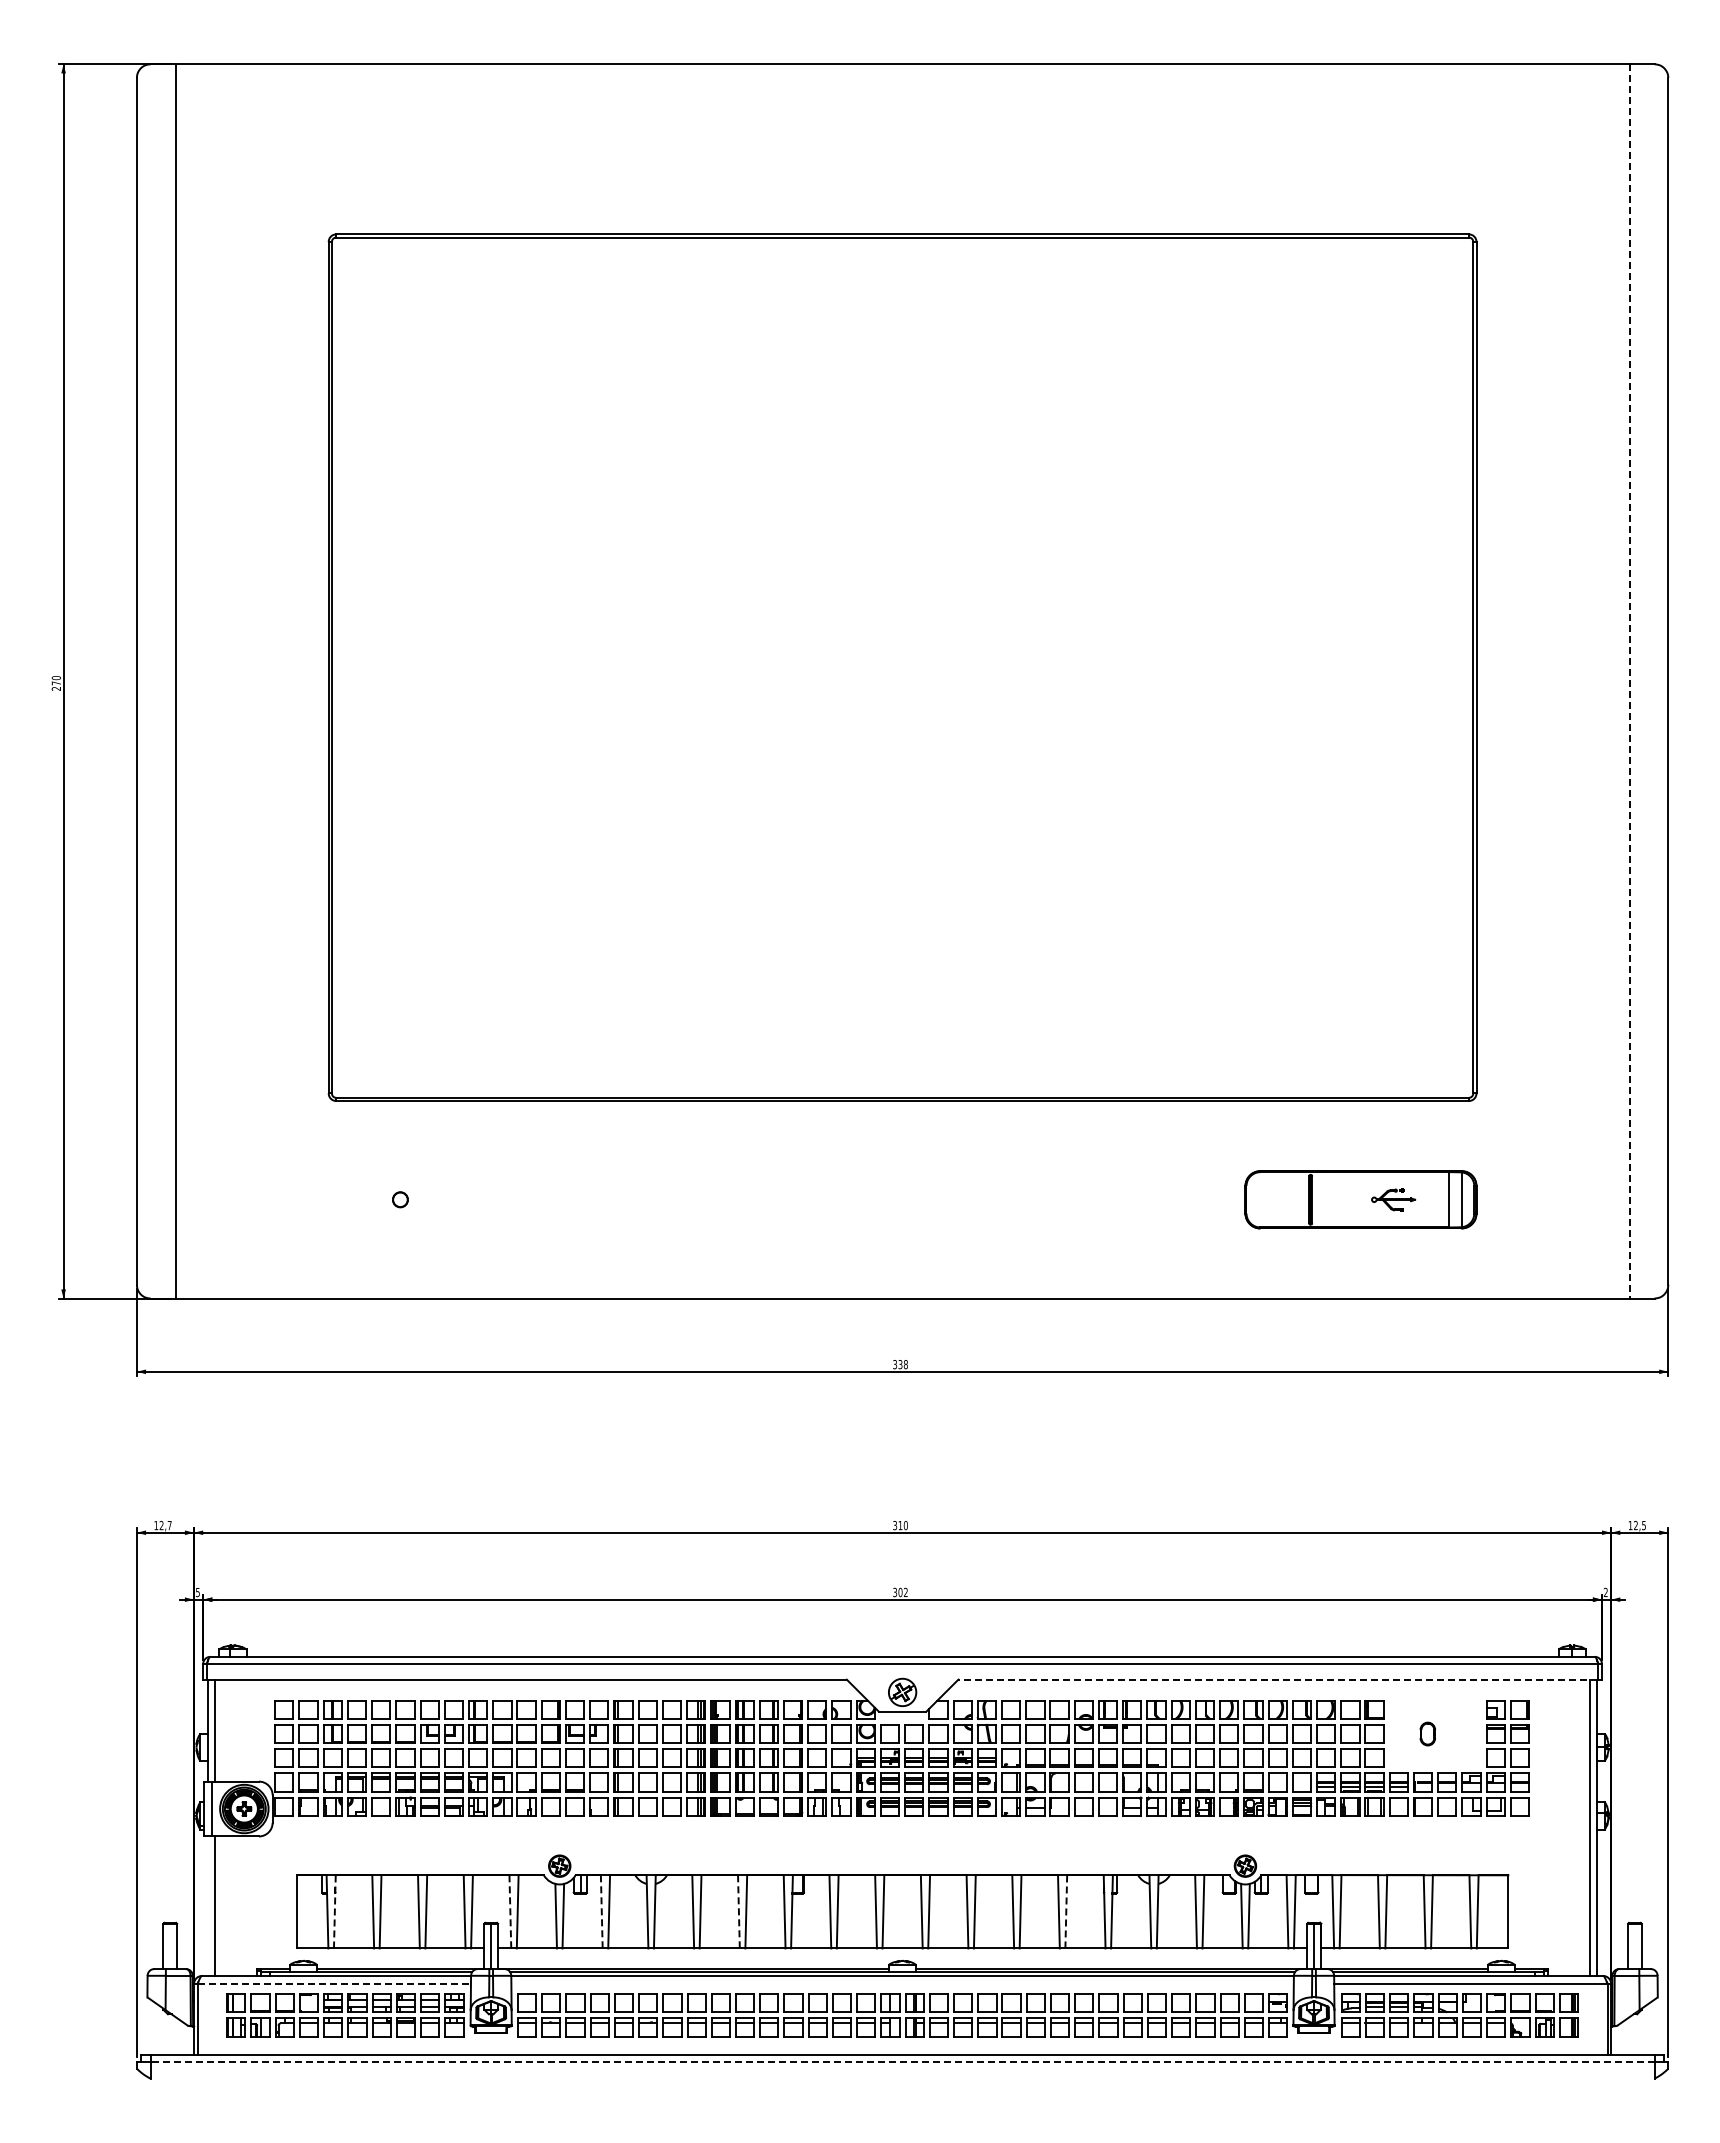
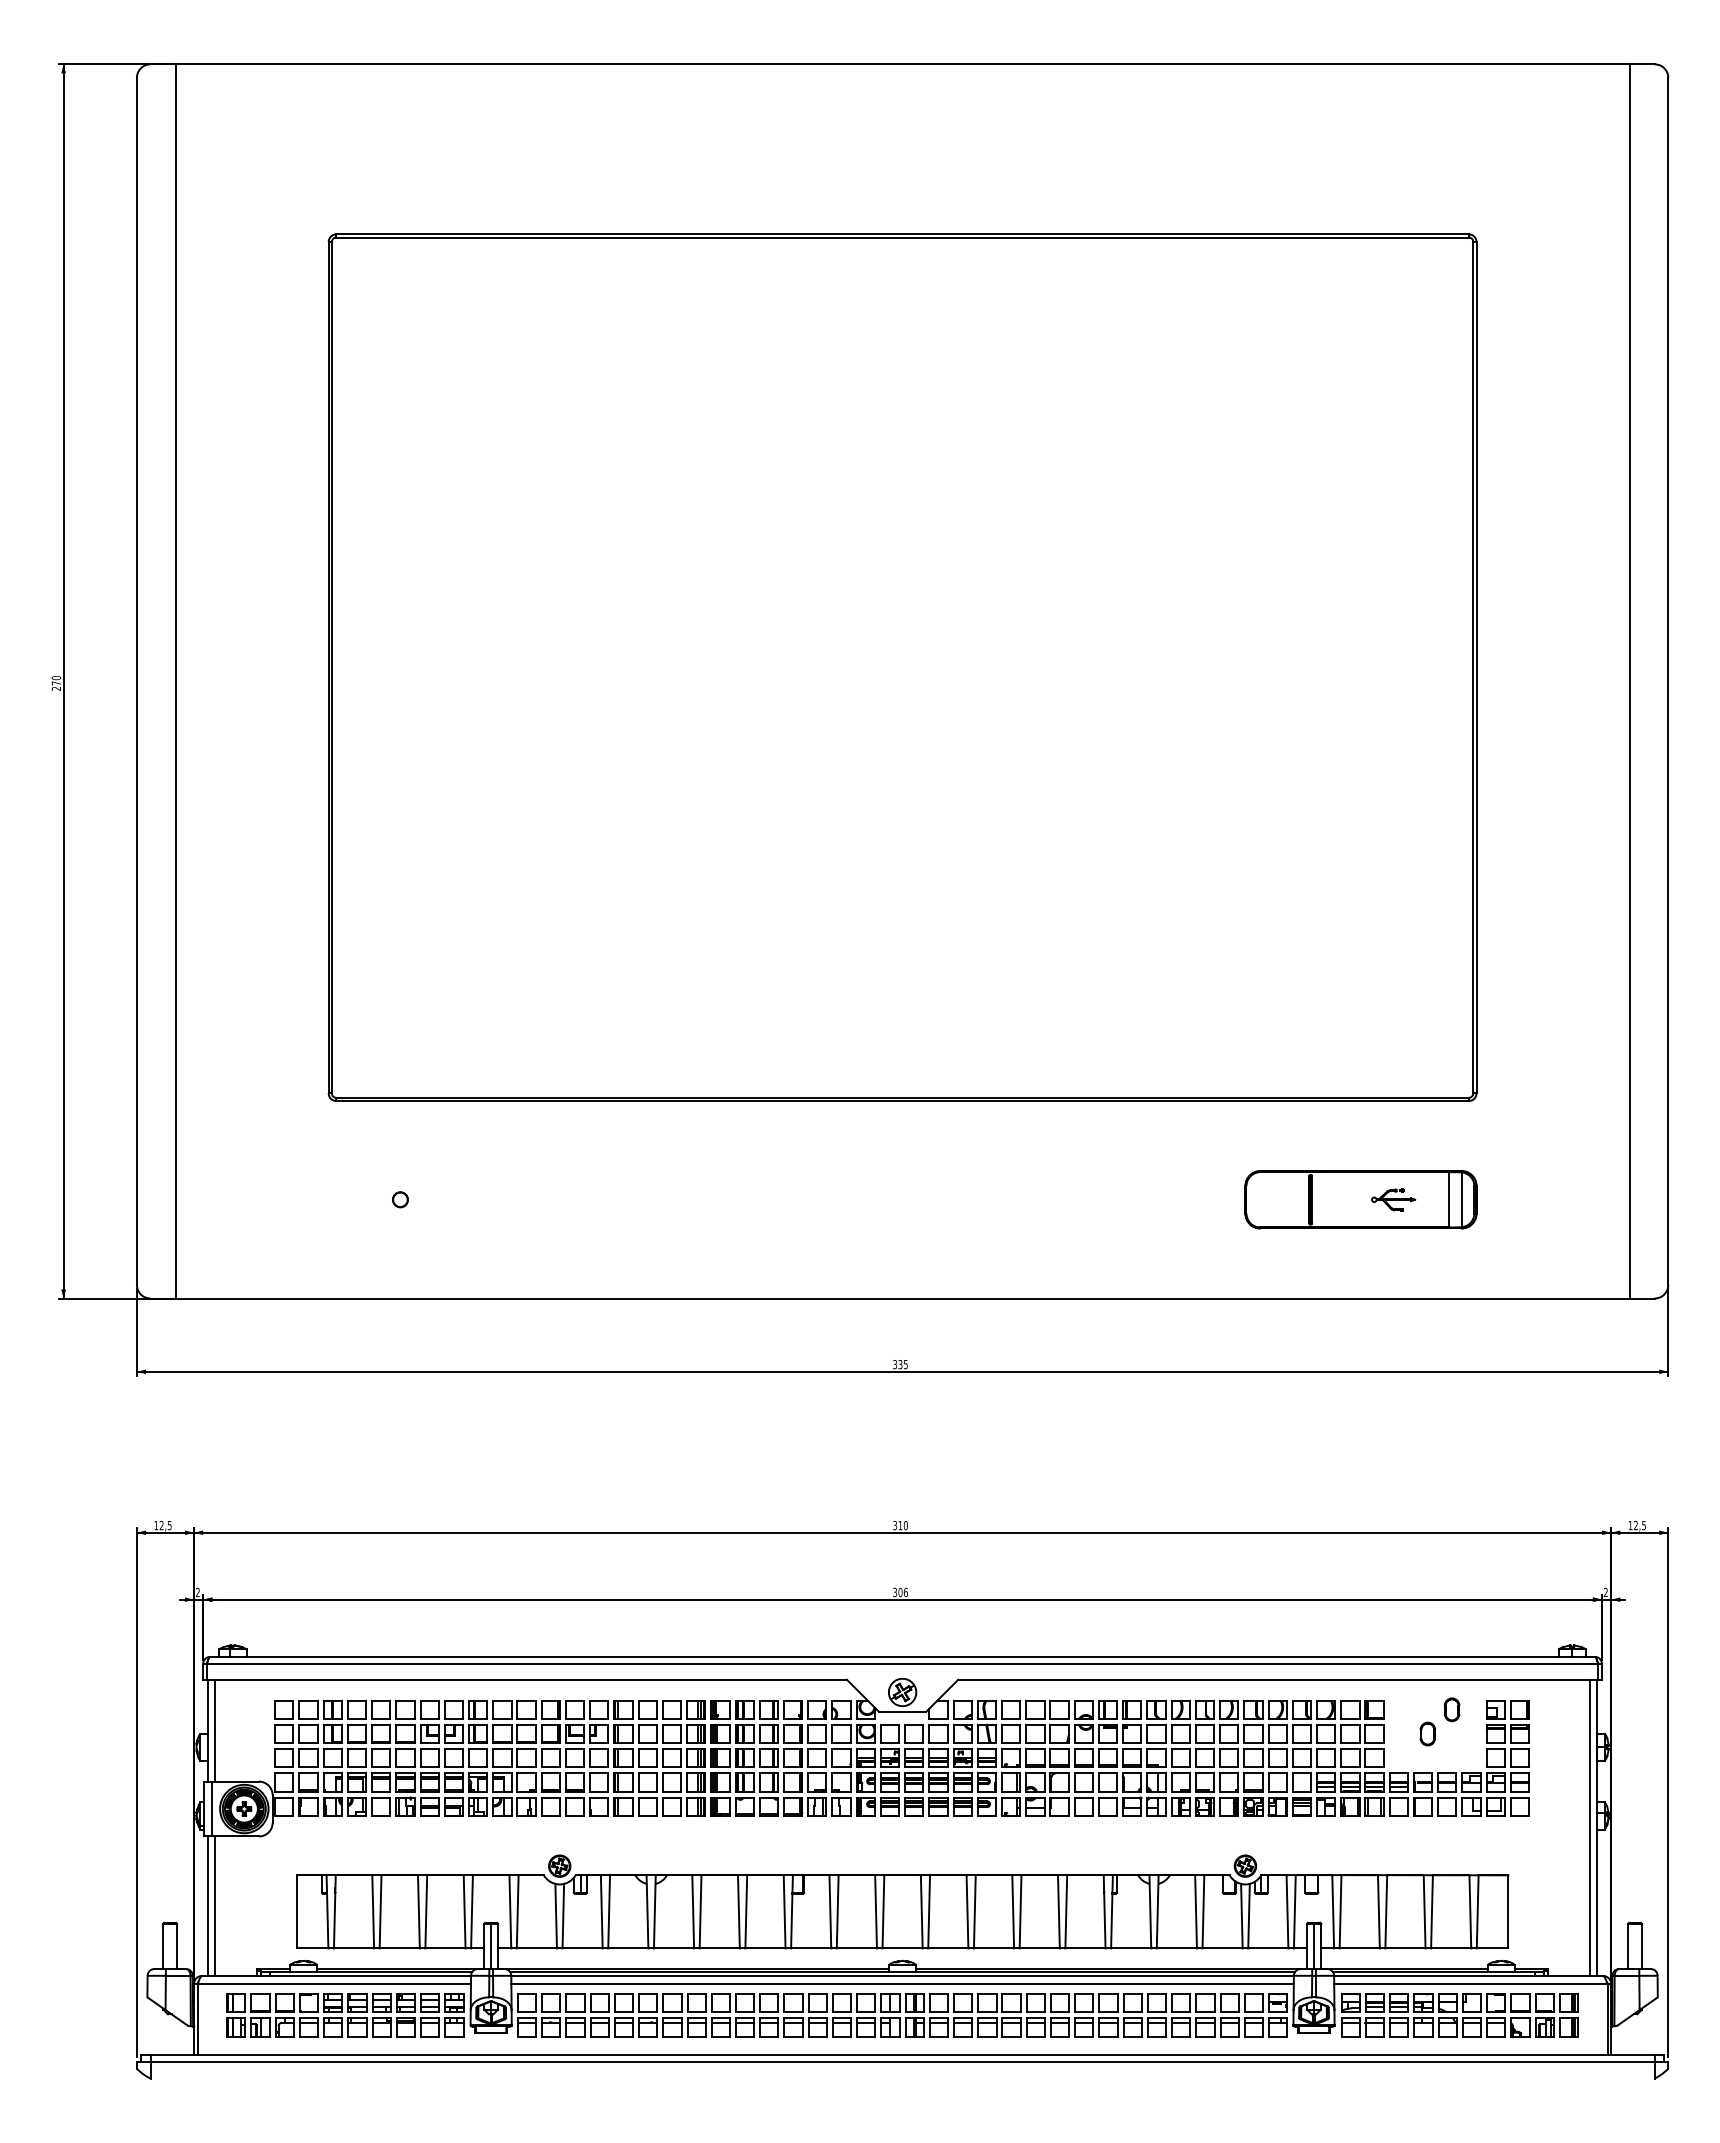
line: dashed -> solid (1629, 681)
text: 338 -> 335 (905, 1364)
text: 12,7 -> 12,5 (169, 1525)
text: 302 -> 306 (905, 1591)
text: 5 -> 2 (197, 1592)
line: dashed -> solid (1278, 1679)
part: none -> present (1451, 1709)
line: none -> present (207, 1905)
line: dashed -> solid (334, 1911)
line: dashed -> solid (510, 1911)
line: dashed -> solid (601, 1911)
line: dashed -> solid (738, 1911)
line: dashed -> solid (1066, 1911)
line: dashed -> solid (334, 1984)
line: none -> present (902, 1984)
line: dashed -> solid (902, 2061)
